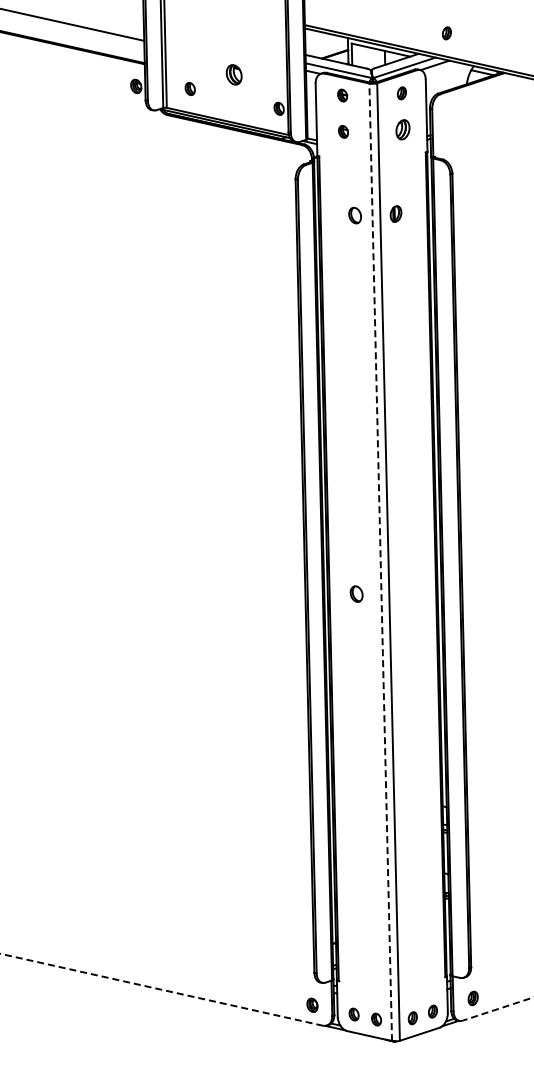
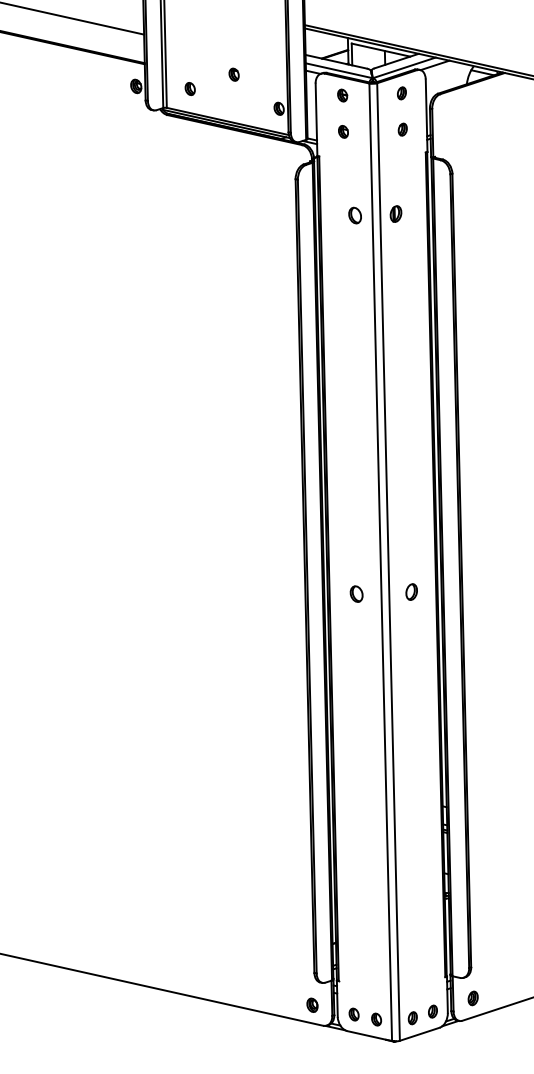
line position: (72, 24) -> (73, 18) (73, 18)
part: present -> none (446, 33)
part size: 18x22 px -> 12x15 px (233, 74)
part size: 16x22 px -> 11x15 px (402, 129)
line: dashed -> solid (380, 562)
part: none -> present (411, 591)
line: dashed -> solid (161, 989)
line: dashed -> solid (497, 1009)
